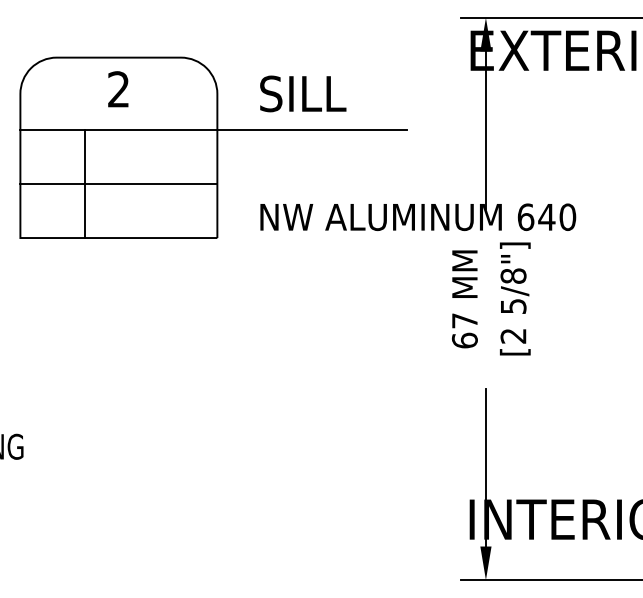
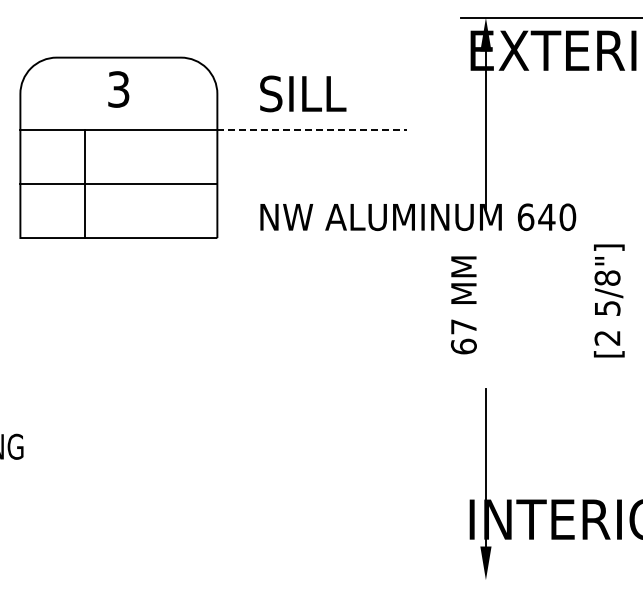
text: 2 -> 3 (118, 89)
line: solid -> dashed (312, 130)
text position: (515, 298) -> (609, 300) (609, 300)
text position: (464, 299) -> (463, 305) (463, 305)
line: present -> none (549, 580)
